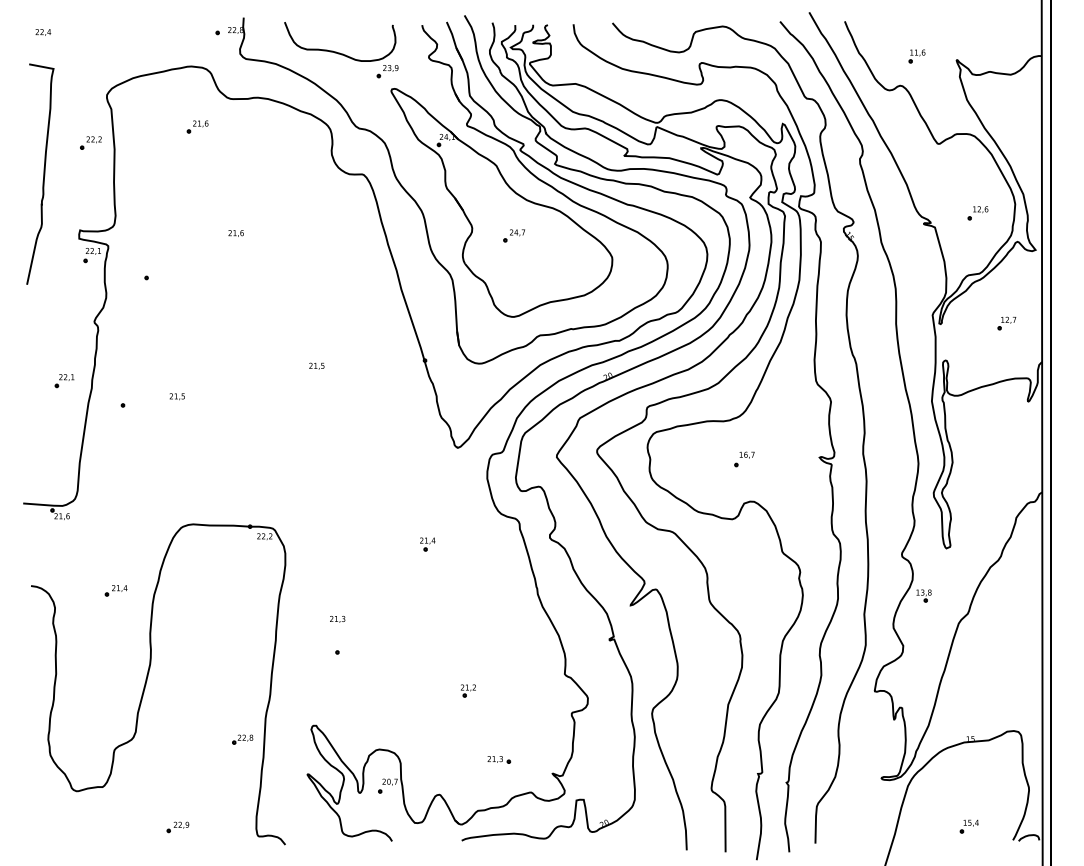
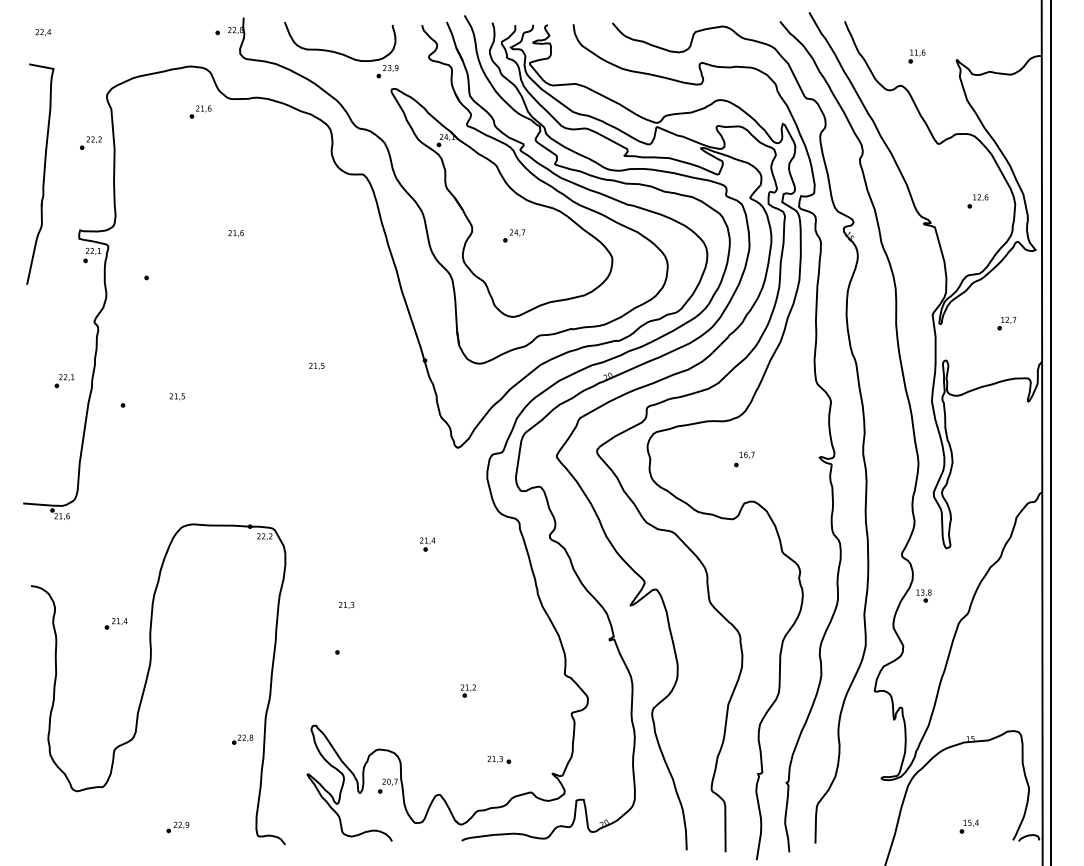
part position: (197, 126) -> (200, 111) (200, 111)
part position: (977, 213) -> (977, 201) (977, 201)
part position: (115, 590) -> (115, 623) (115, 623)
text position: (337, 619) -> (346, 605) (346, 605)
